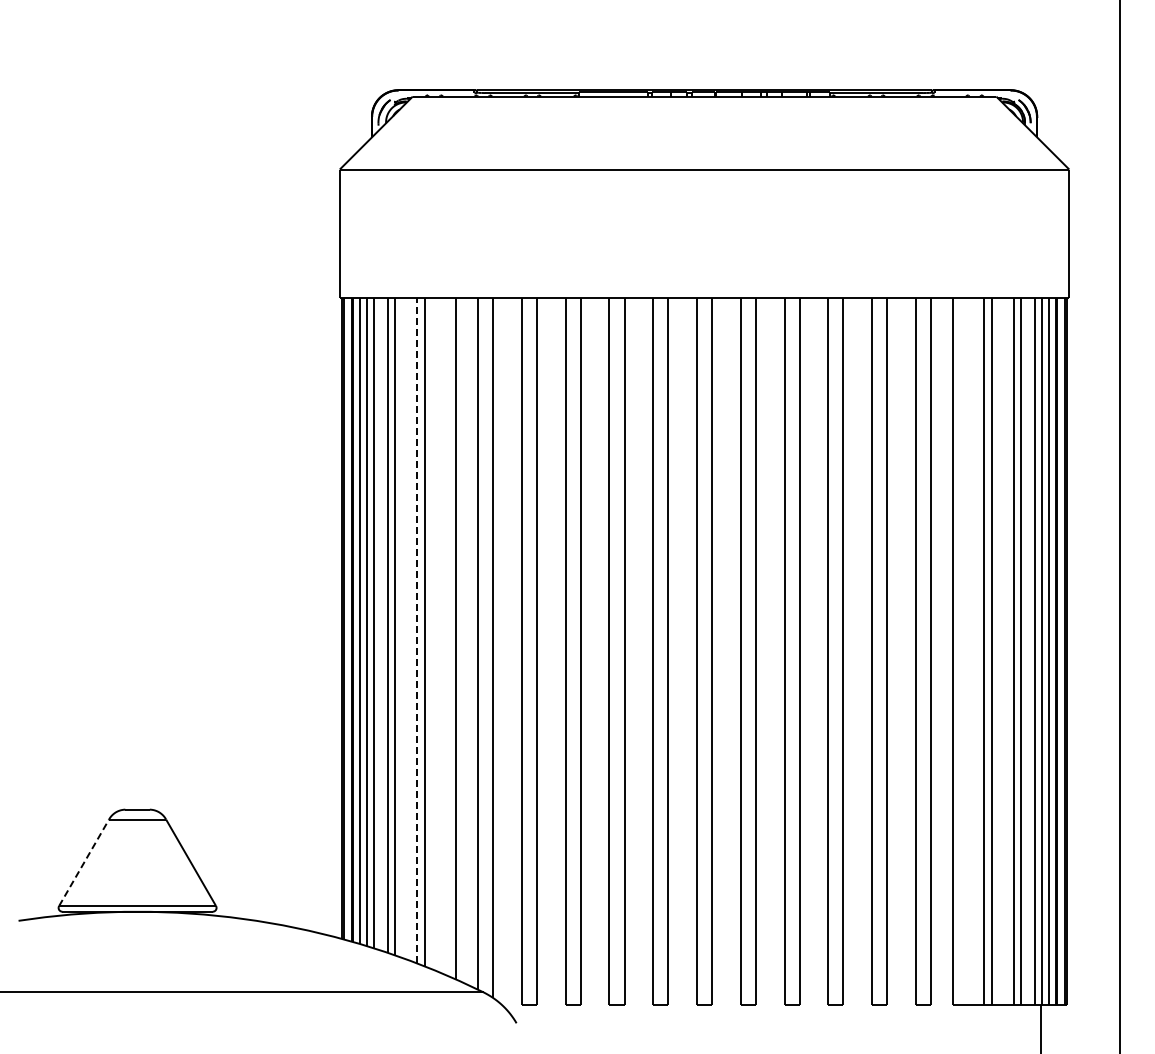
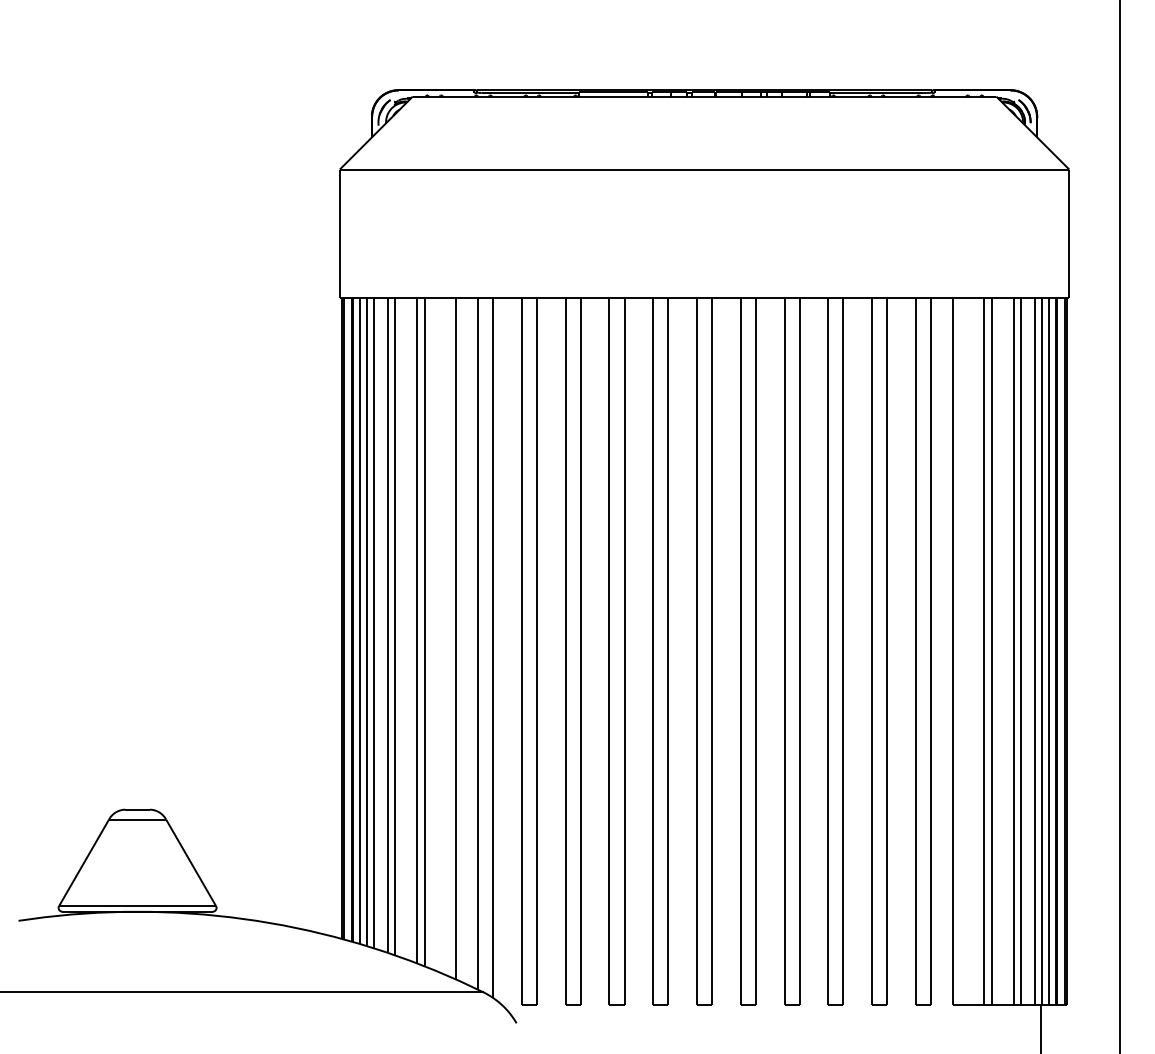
line: dashed -> solid (417, 630)
line: dashed -> solid (84, 862)
